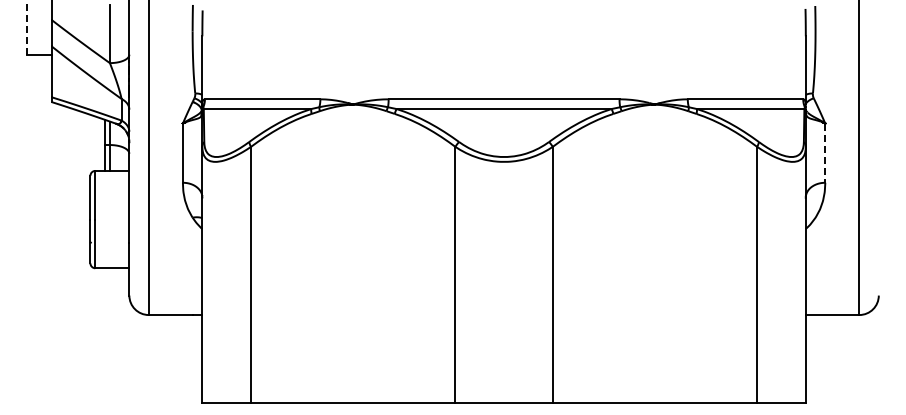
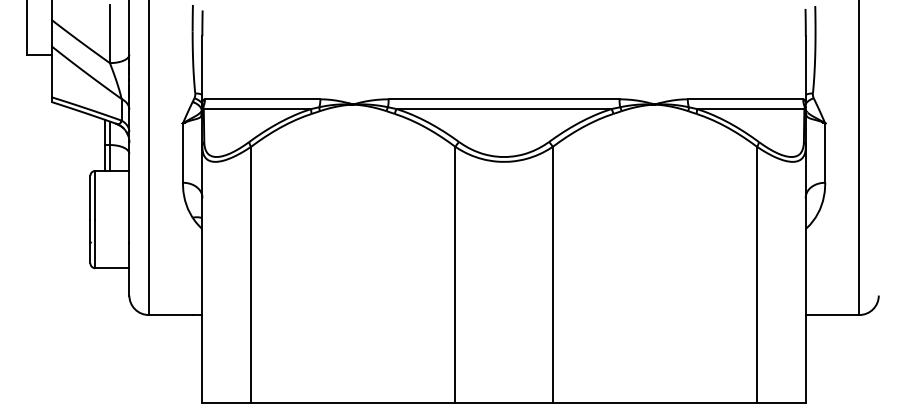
line: dashed -> solid (27, 27)
line: dashed -> solid (825, 153)
